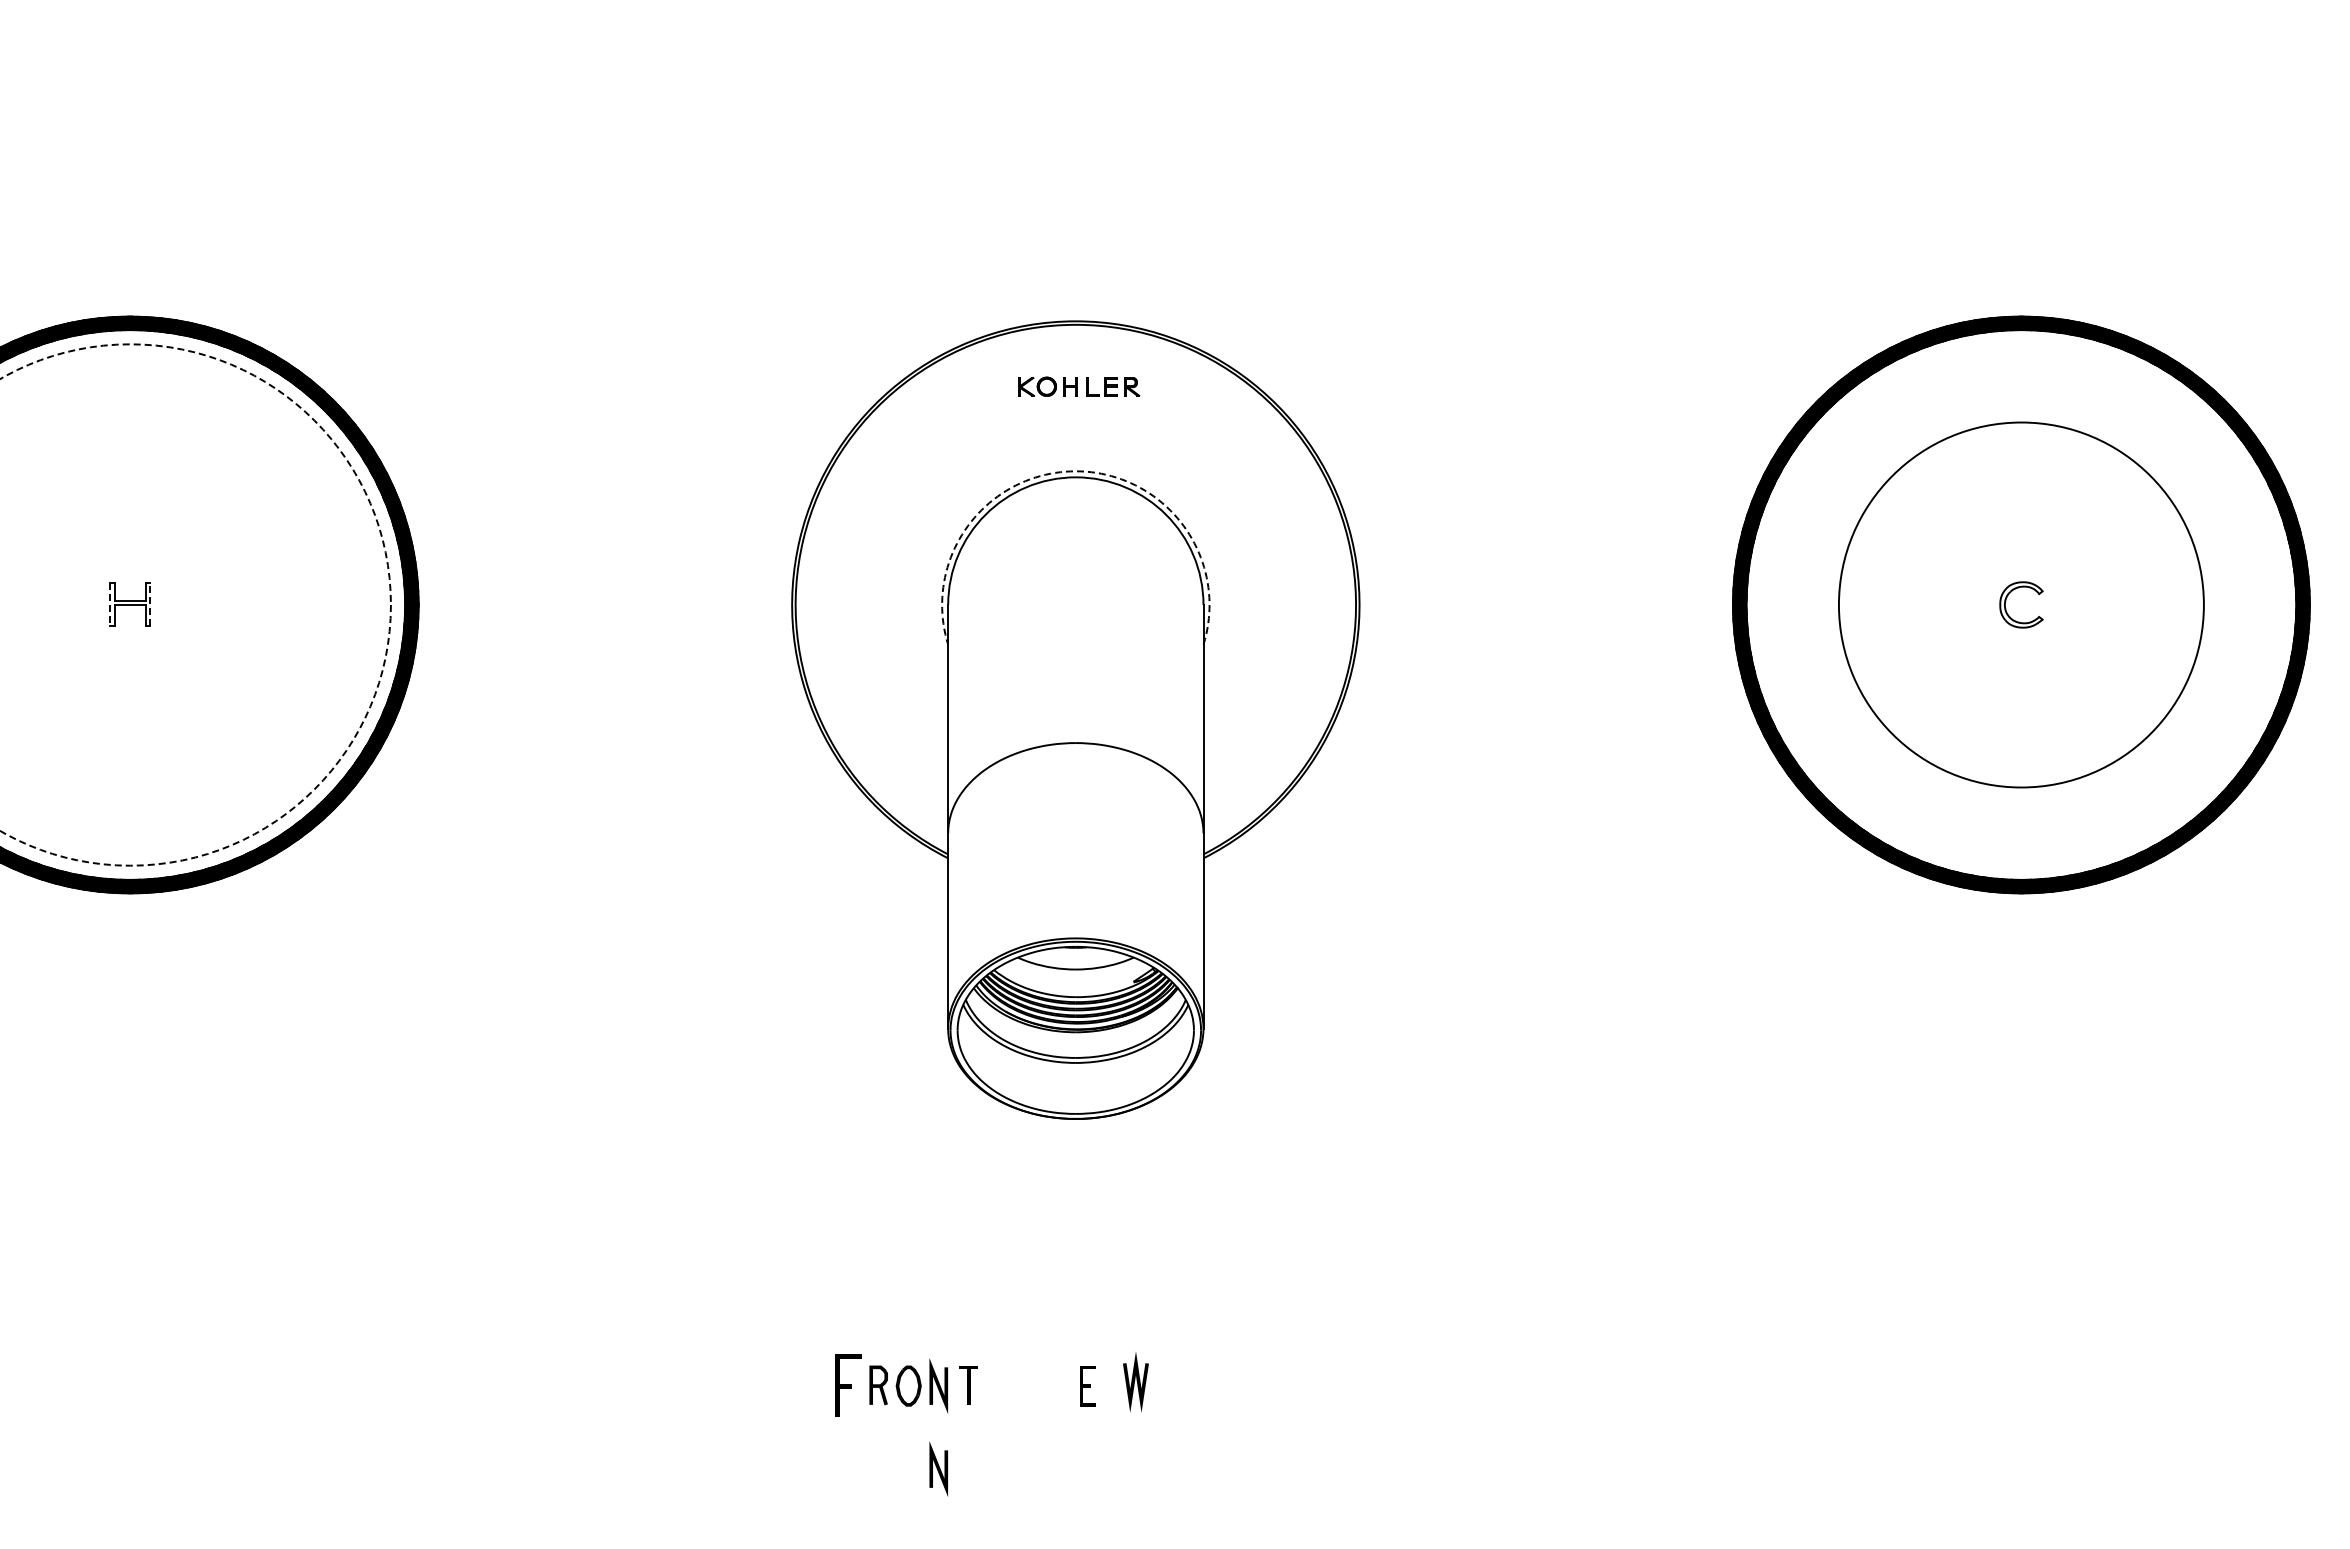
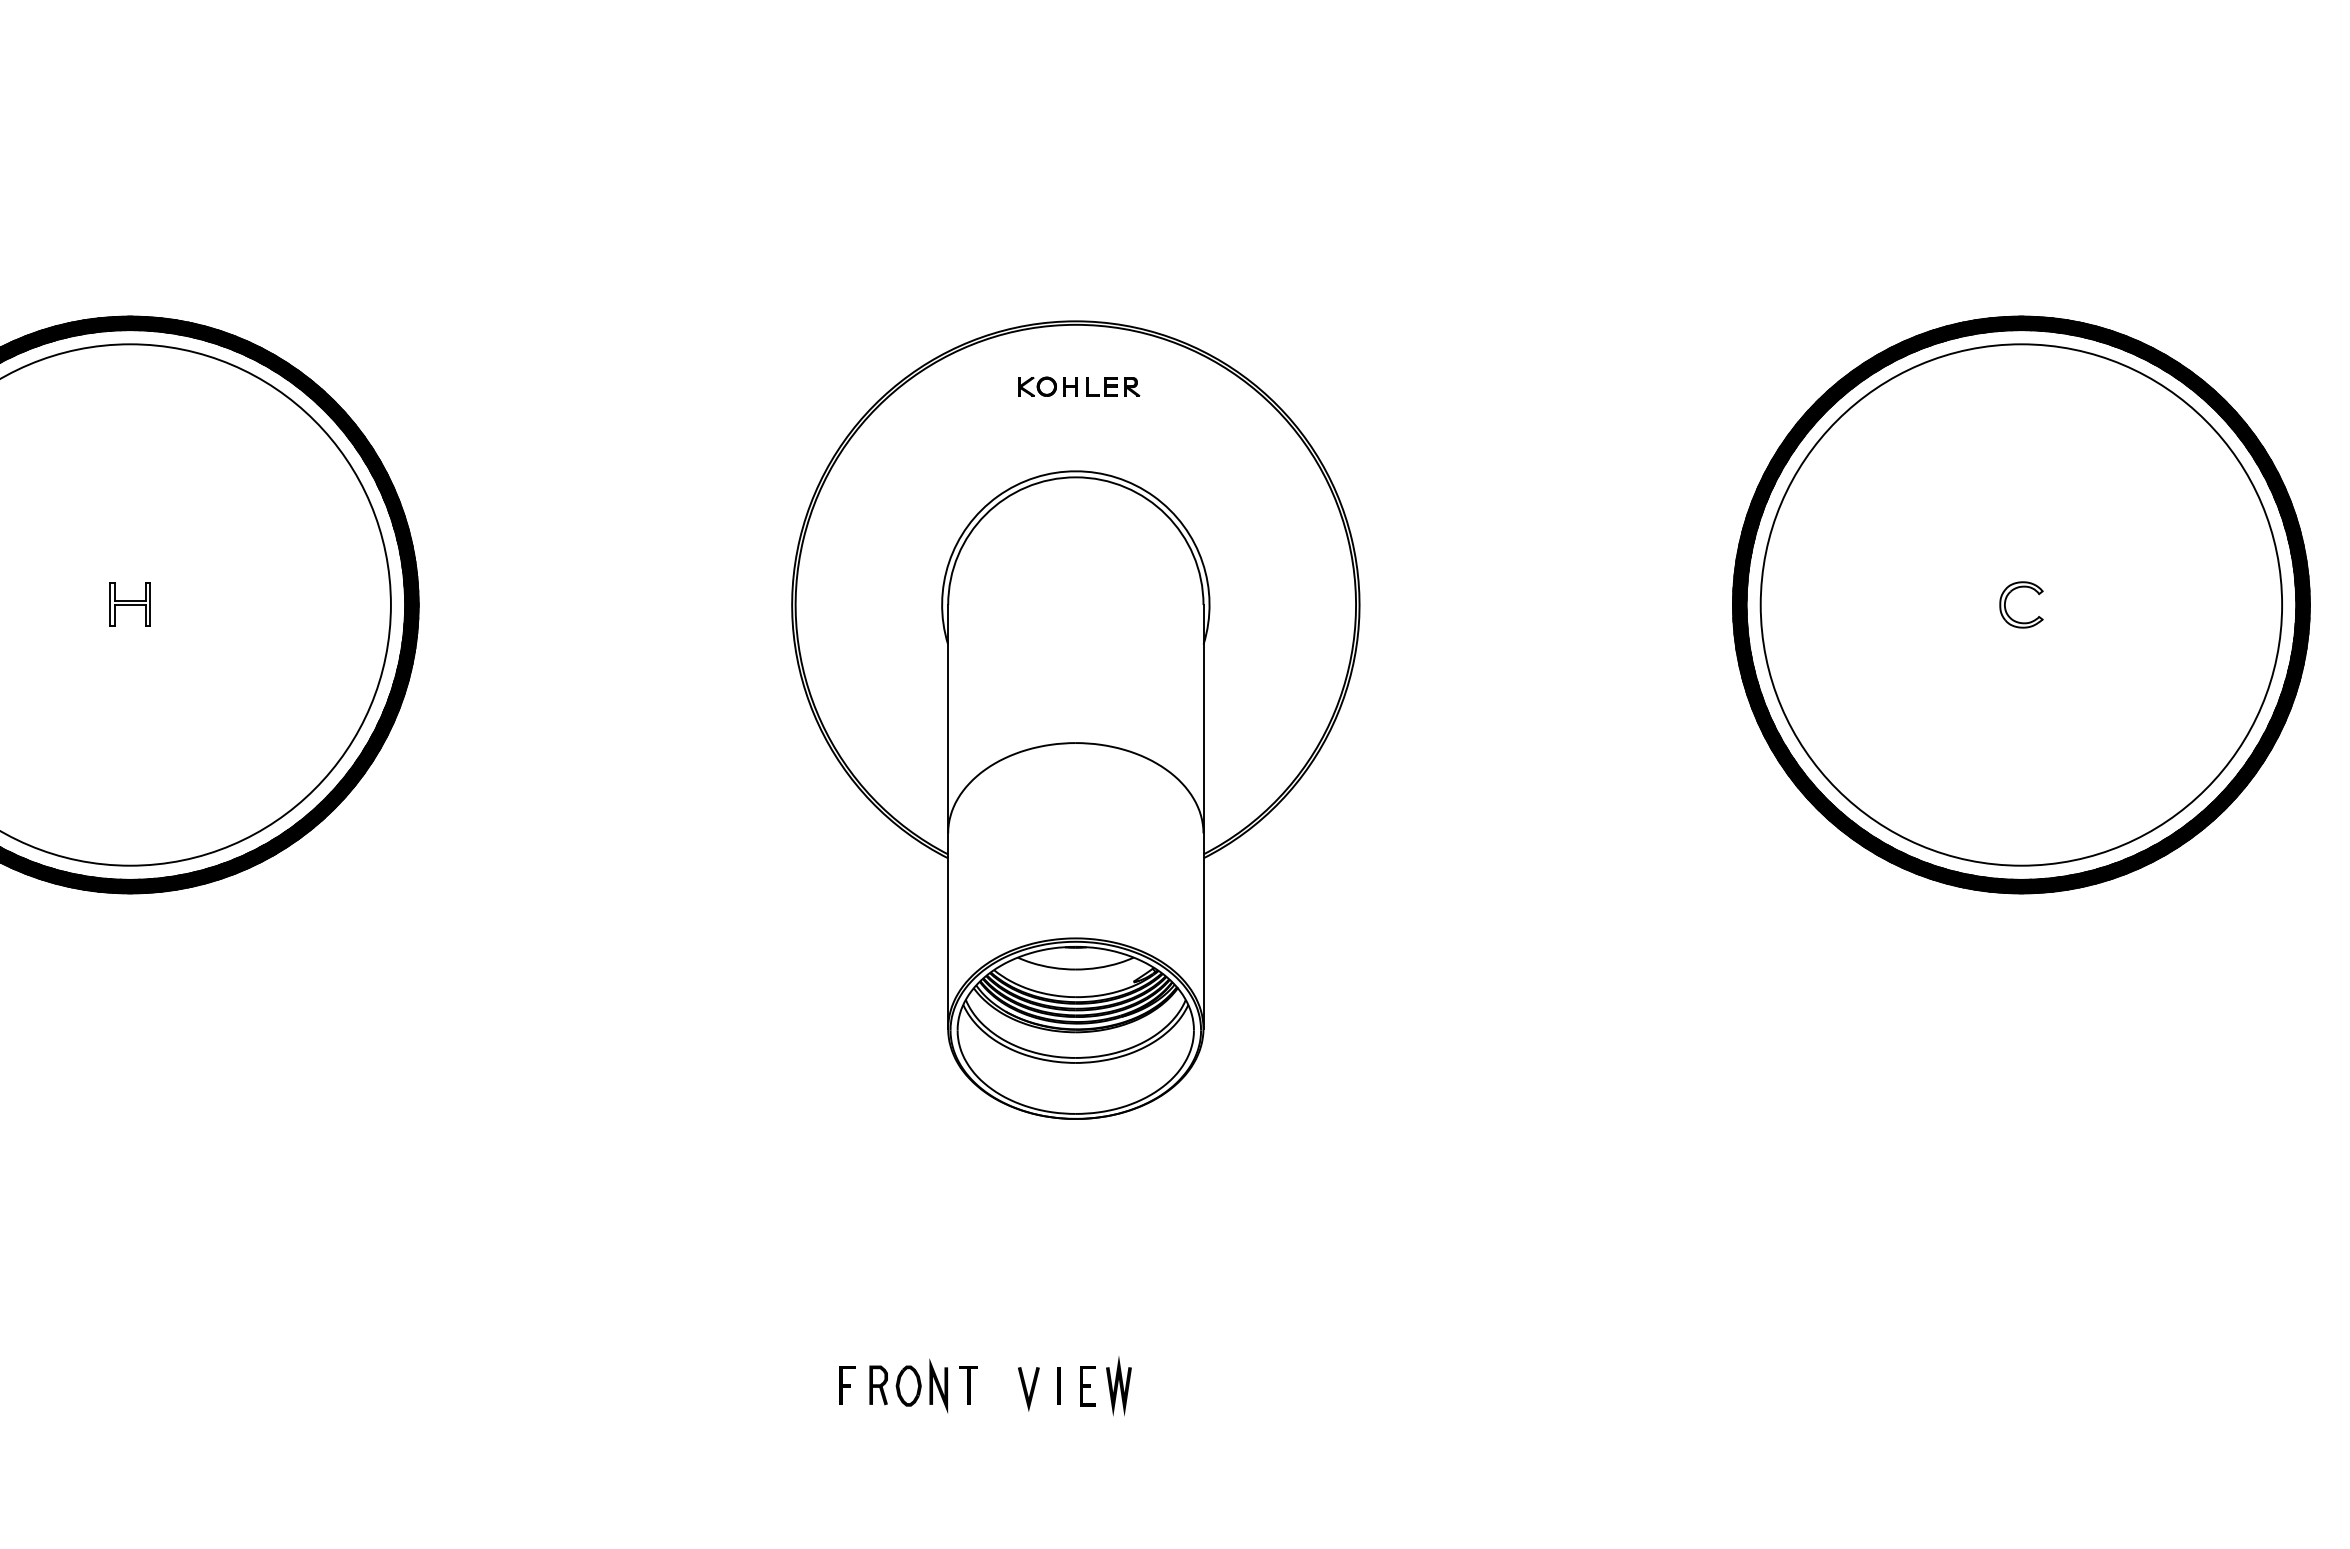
arc: dashed -> solid (1075, 471)
line: dashed -> solid (110, 604)
line: dashed -> solid (150, 604)
circle: dashed -> solid (195, 604)
circle diameter: 365 px -> 521 px (2021, 604)
line position: (1134, 1382) -> (1117, 1386) (1117, 1386)
part size: 27x63 px -> 17x39 px (847, 1385)
line: none -> present (1058, 1385)
line: none -> present (1027, 1390)
line: present -> none (938, 1468)
